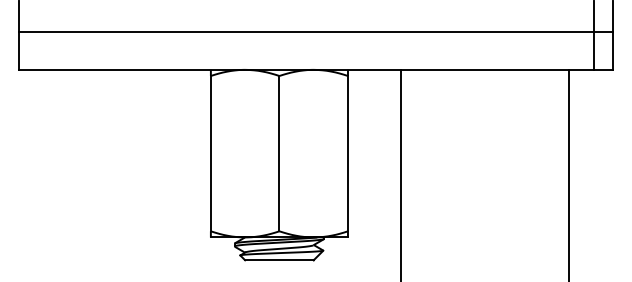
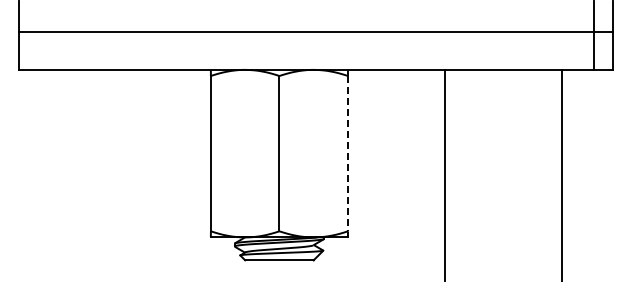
line: solid -> dashed (347, 153)
line position: (401, 173) -> (445, 173) (445, 173)
line position: (568, 173) -> (561, 173) (561, 173)
